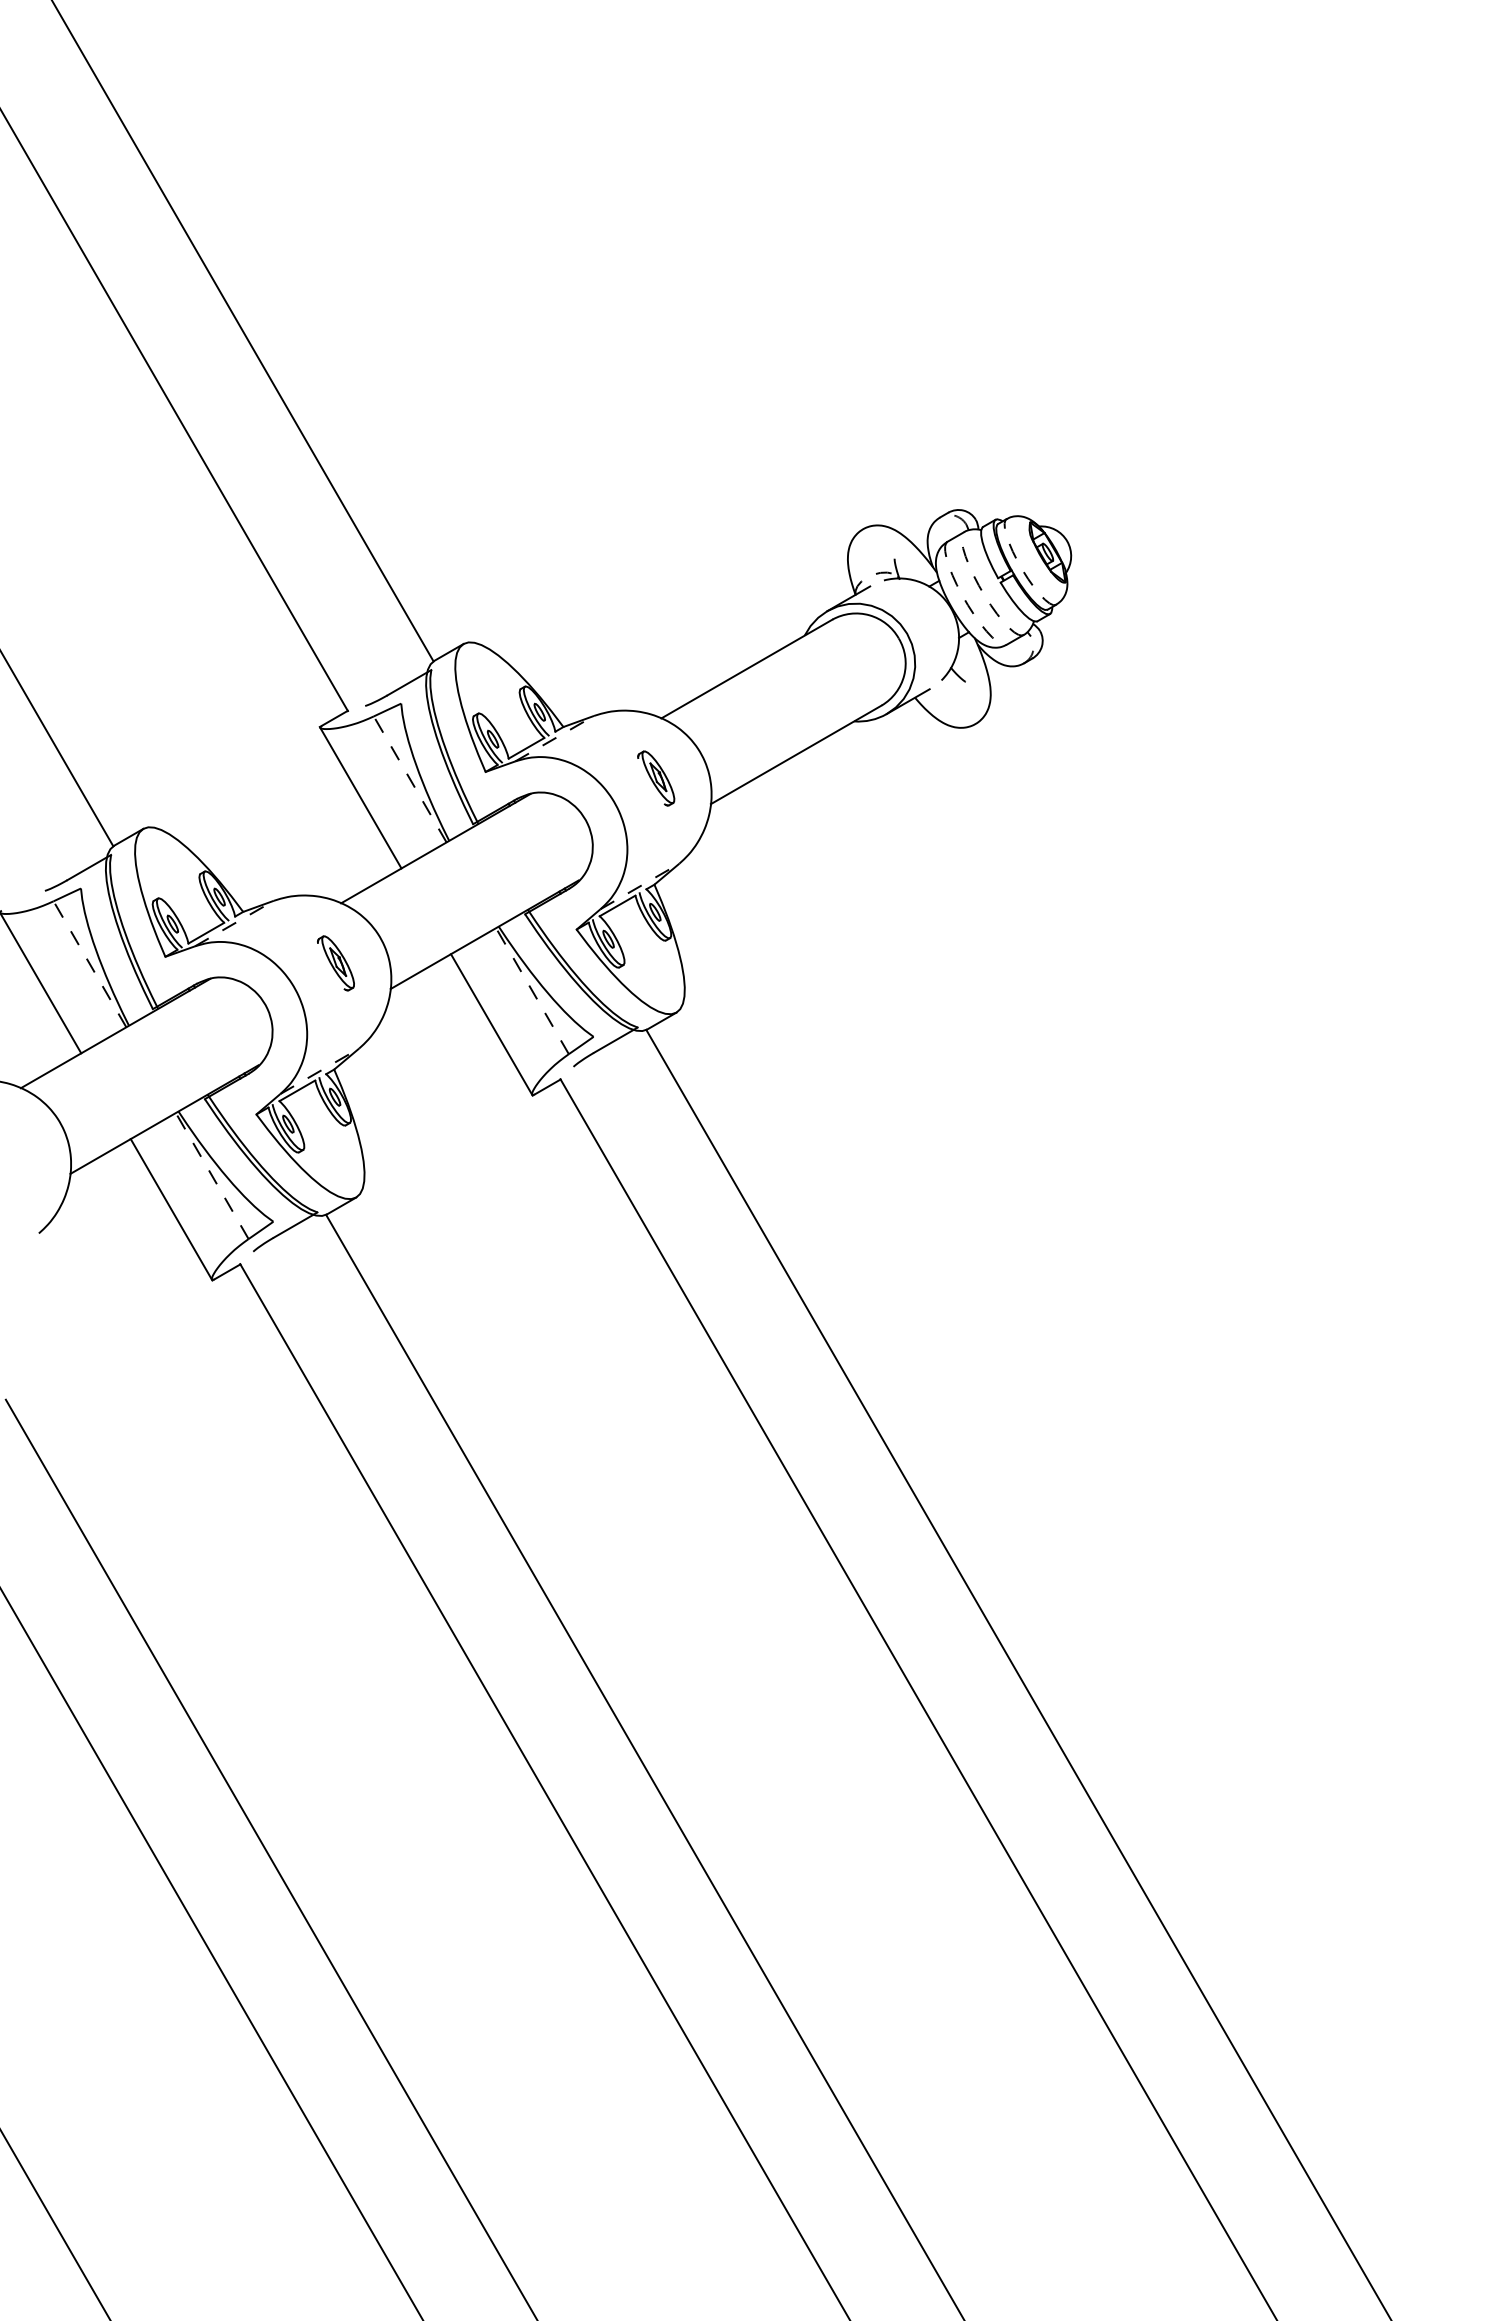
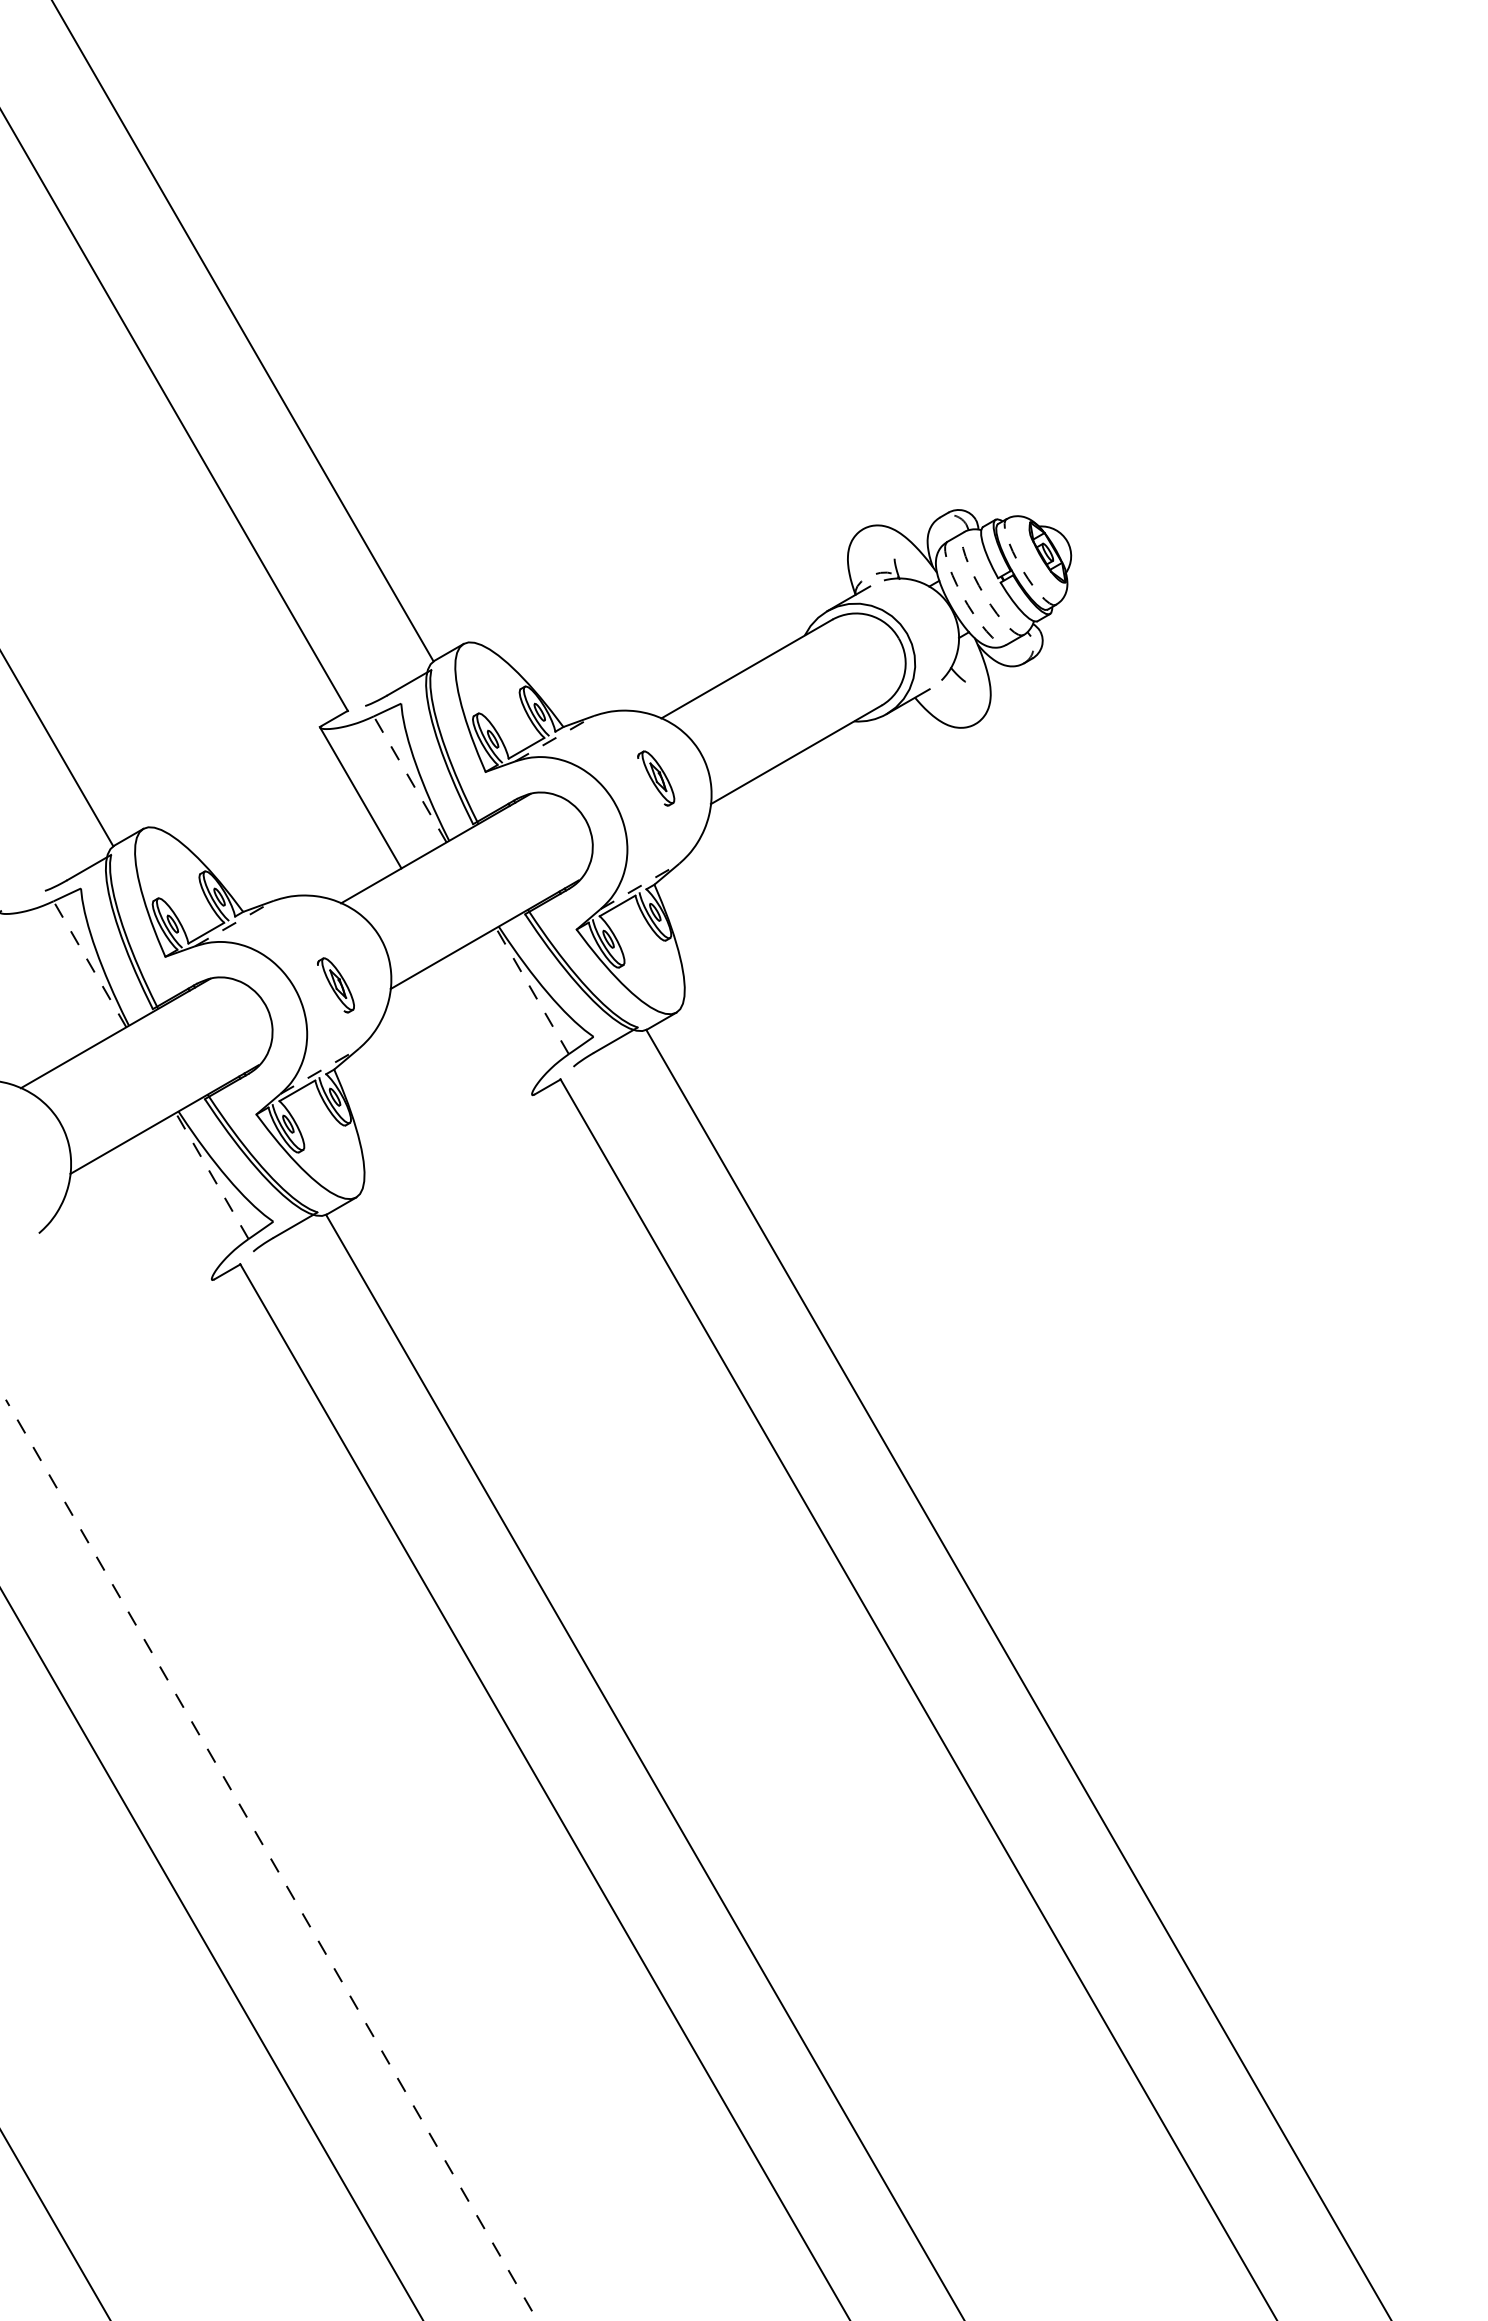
part position: (335, 963) -> (335, 985) (335, 985)
line: present -> none (41, 984)
line: present -> none (491, 1024)
line: present -> none (171, 1209)
line: solid -> dashed (271, 1860)
